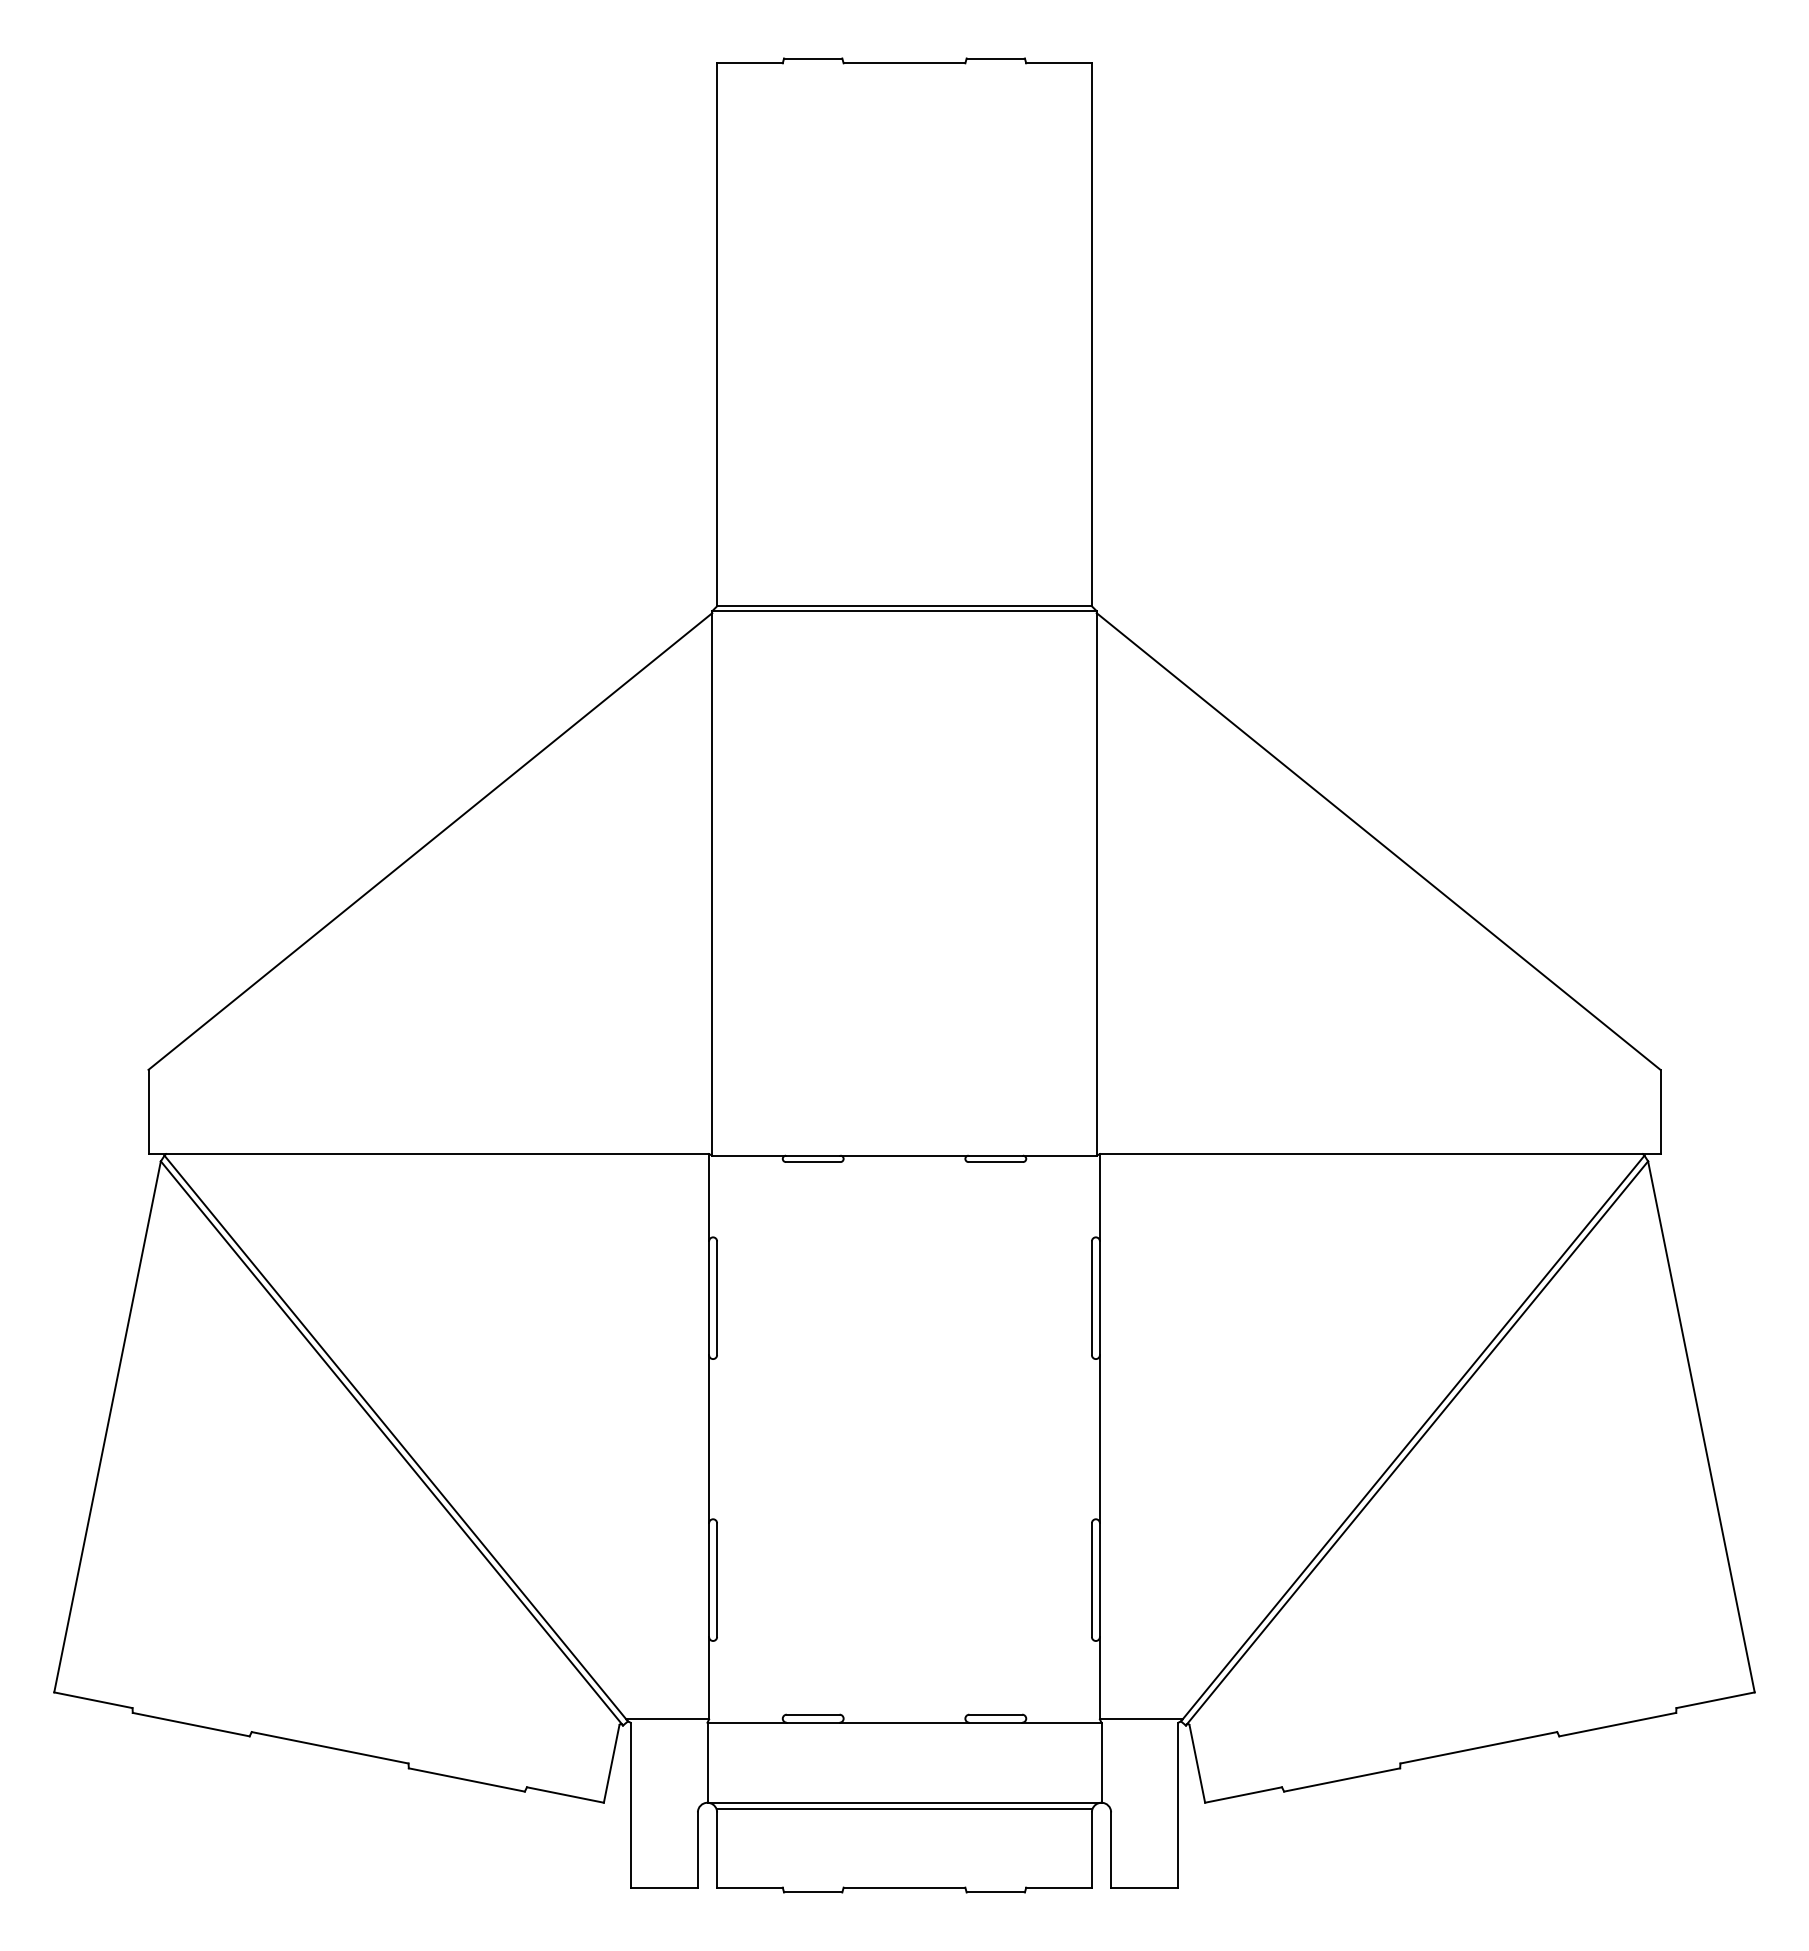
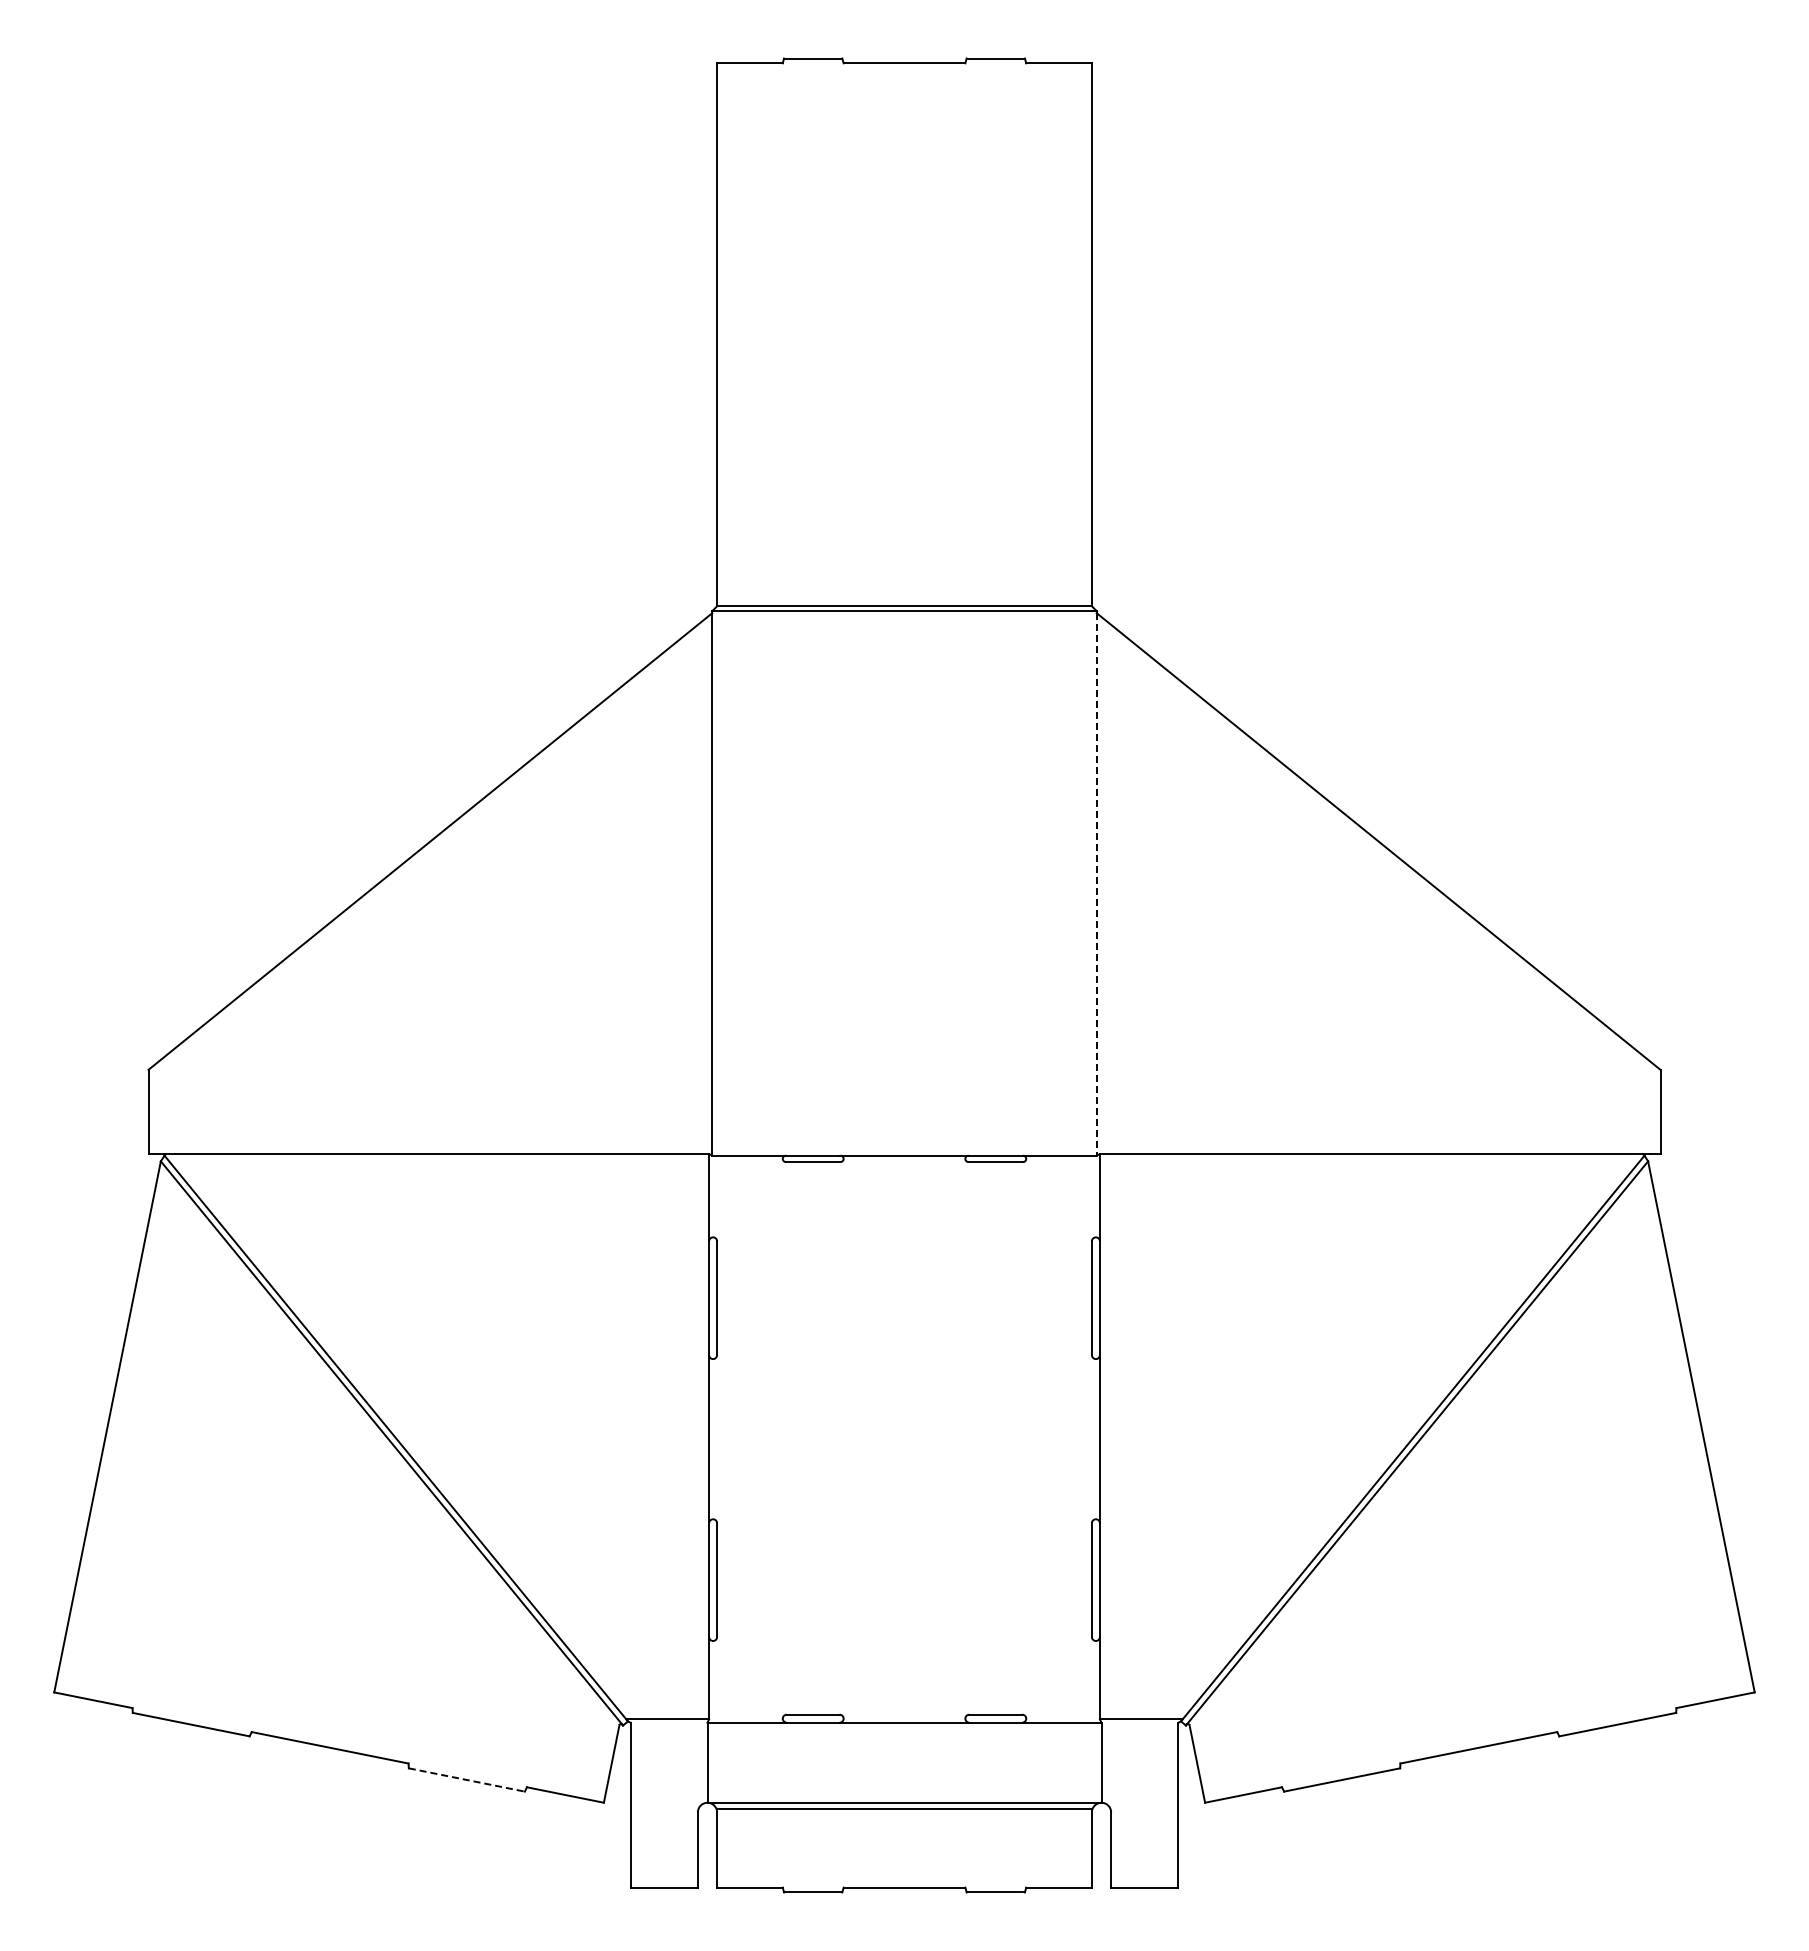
line: solid -> dashed (1096, 884)
line: solid -> dashed (467, 1780)
